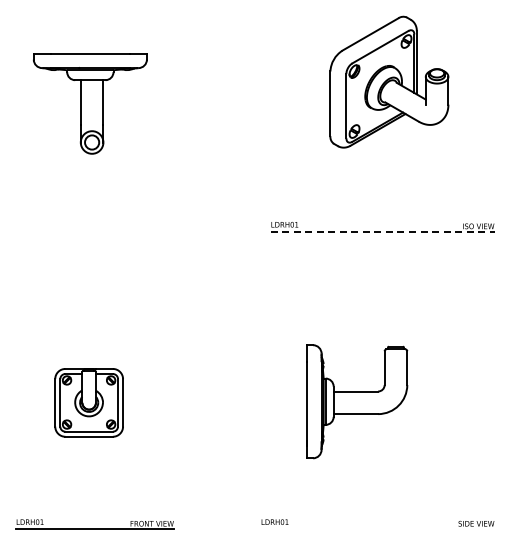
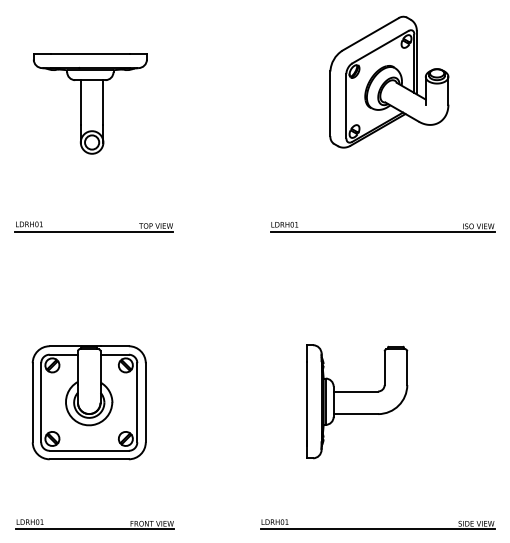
part: none -> present (93, 226)
line: dashed -> solid (382, 232)
part size: 70x70 px -> 116x116 px (88, 402)
line: none -> present (377, 529)
